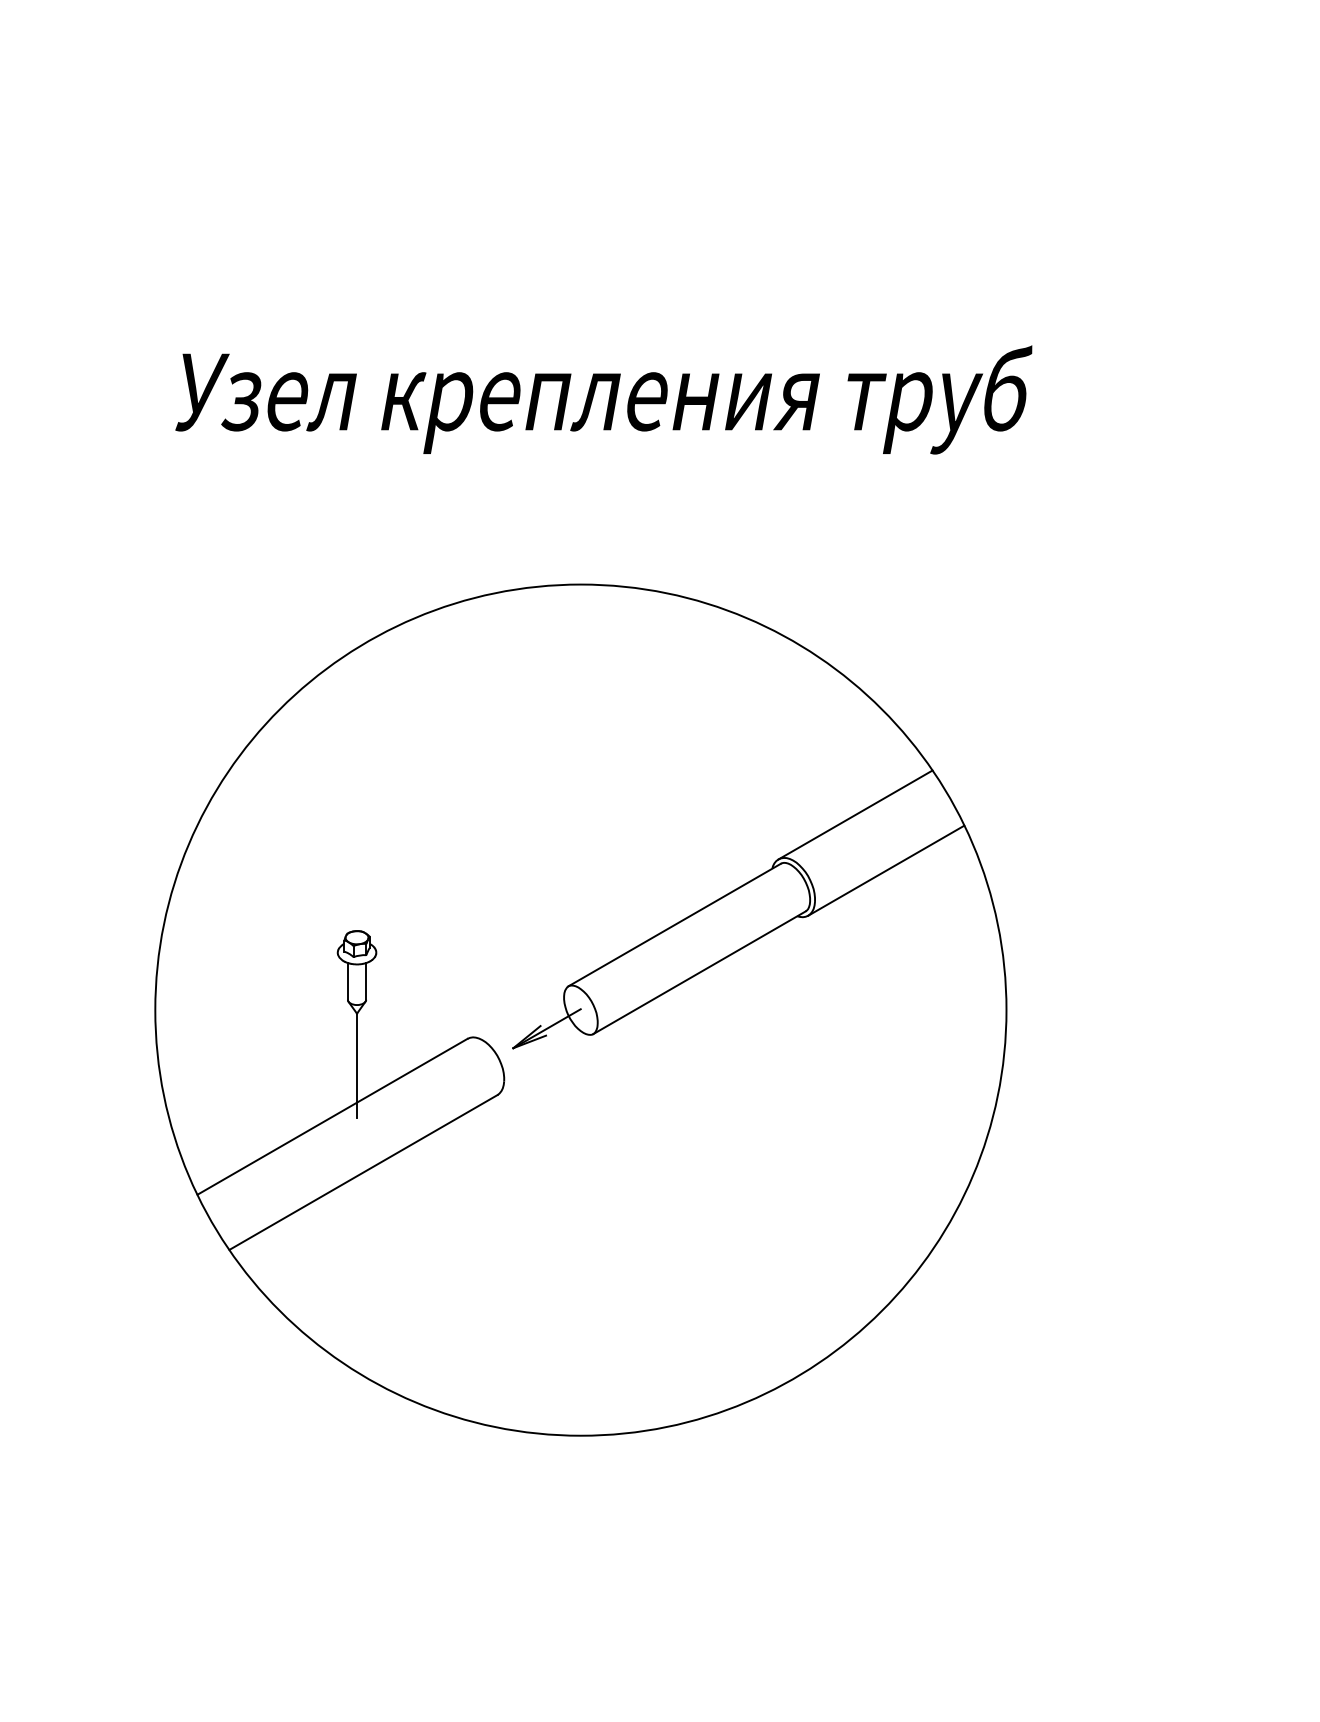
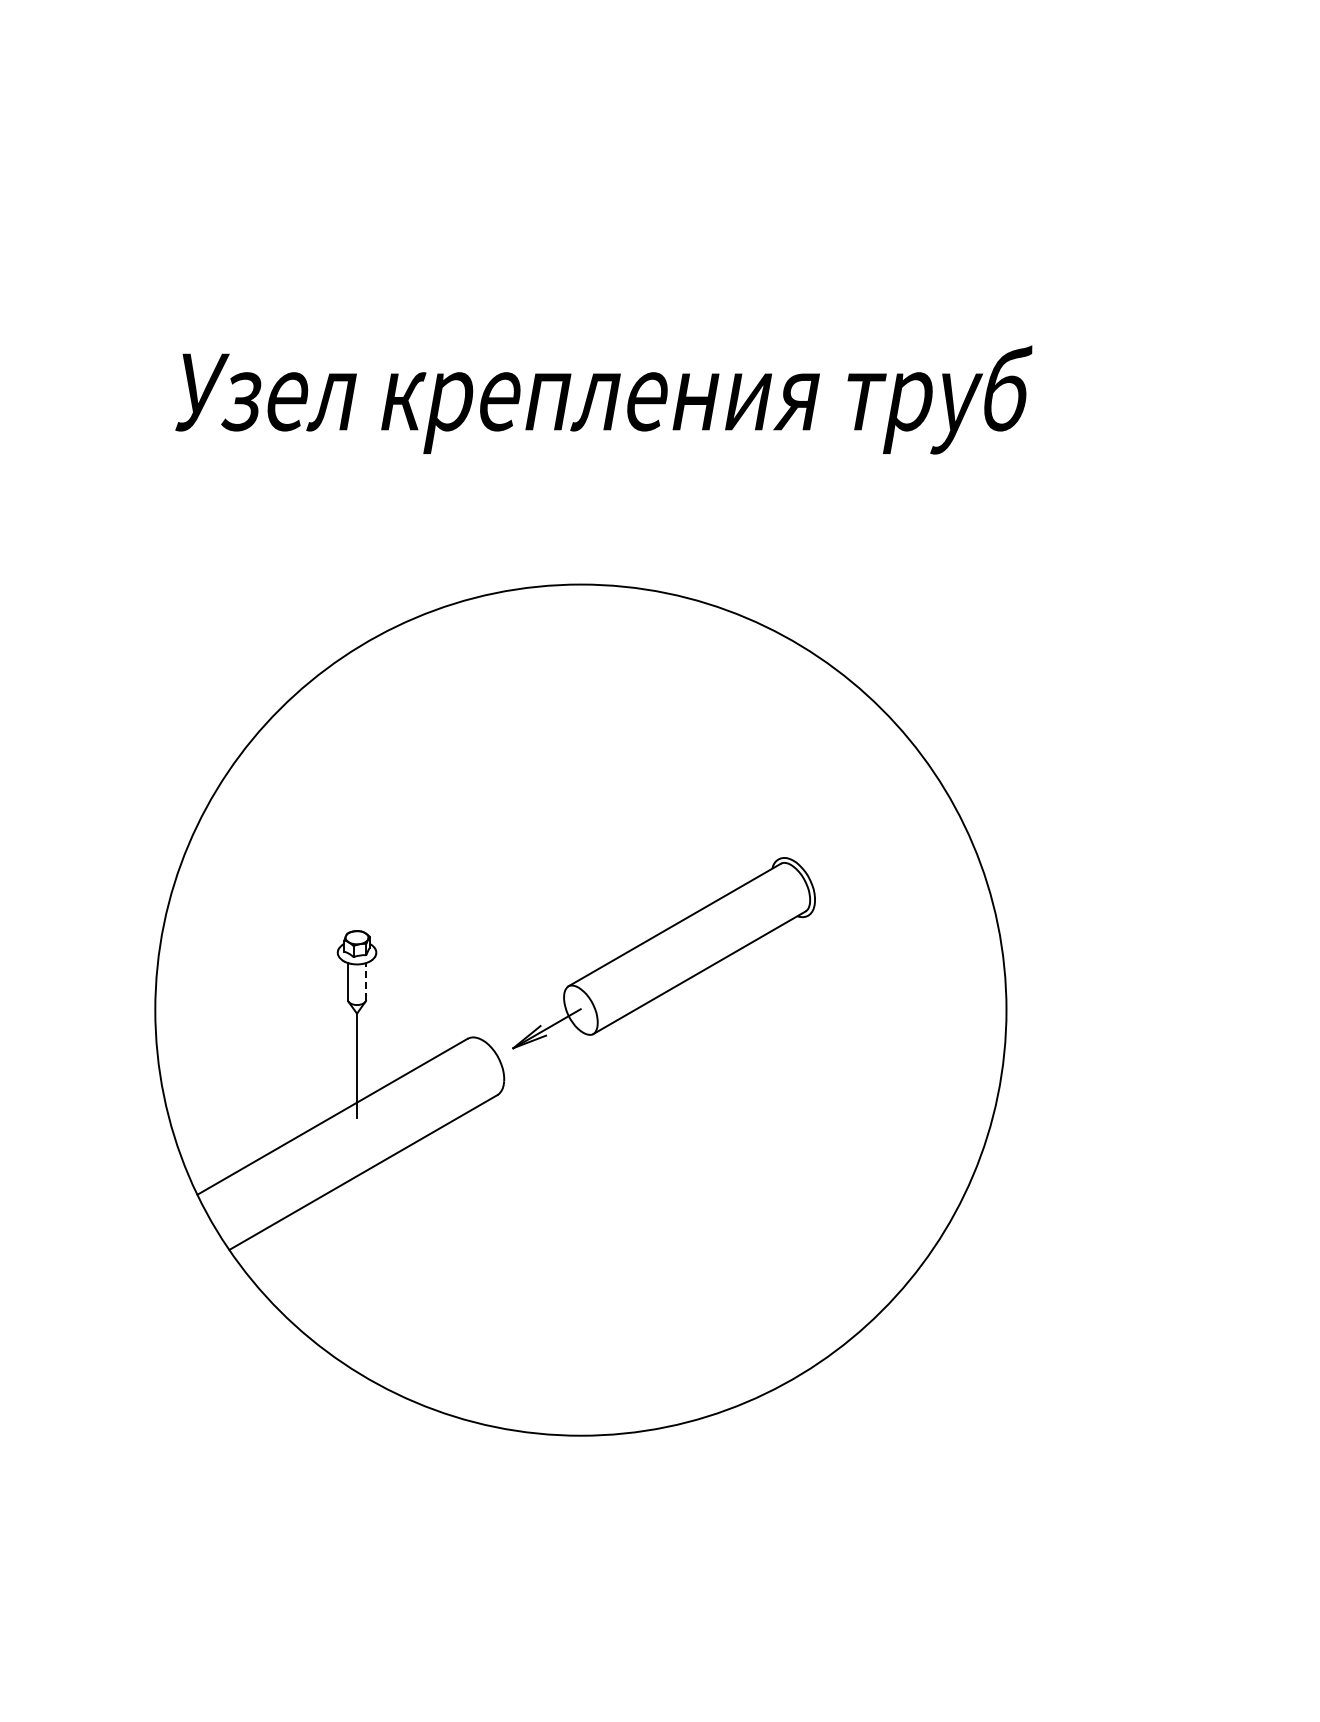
line: present -> none (855, 814)
line: present -> none (886, 870)
line: solid -> dashed (366, 980)
